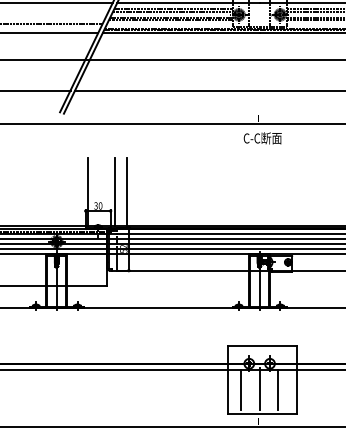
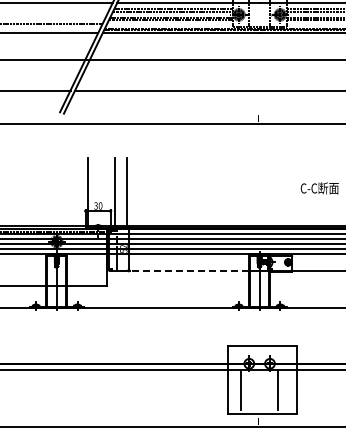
text position: (262, 138) -> (319, 188) (319, 188)
line: solid -> dashed (182, 270)
line: present -> none (259, 388)
